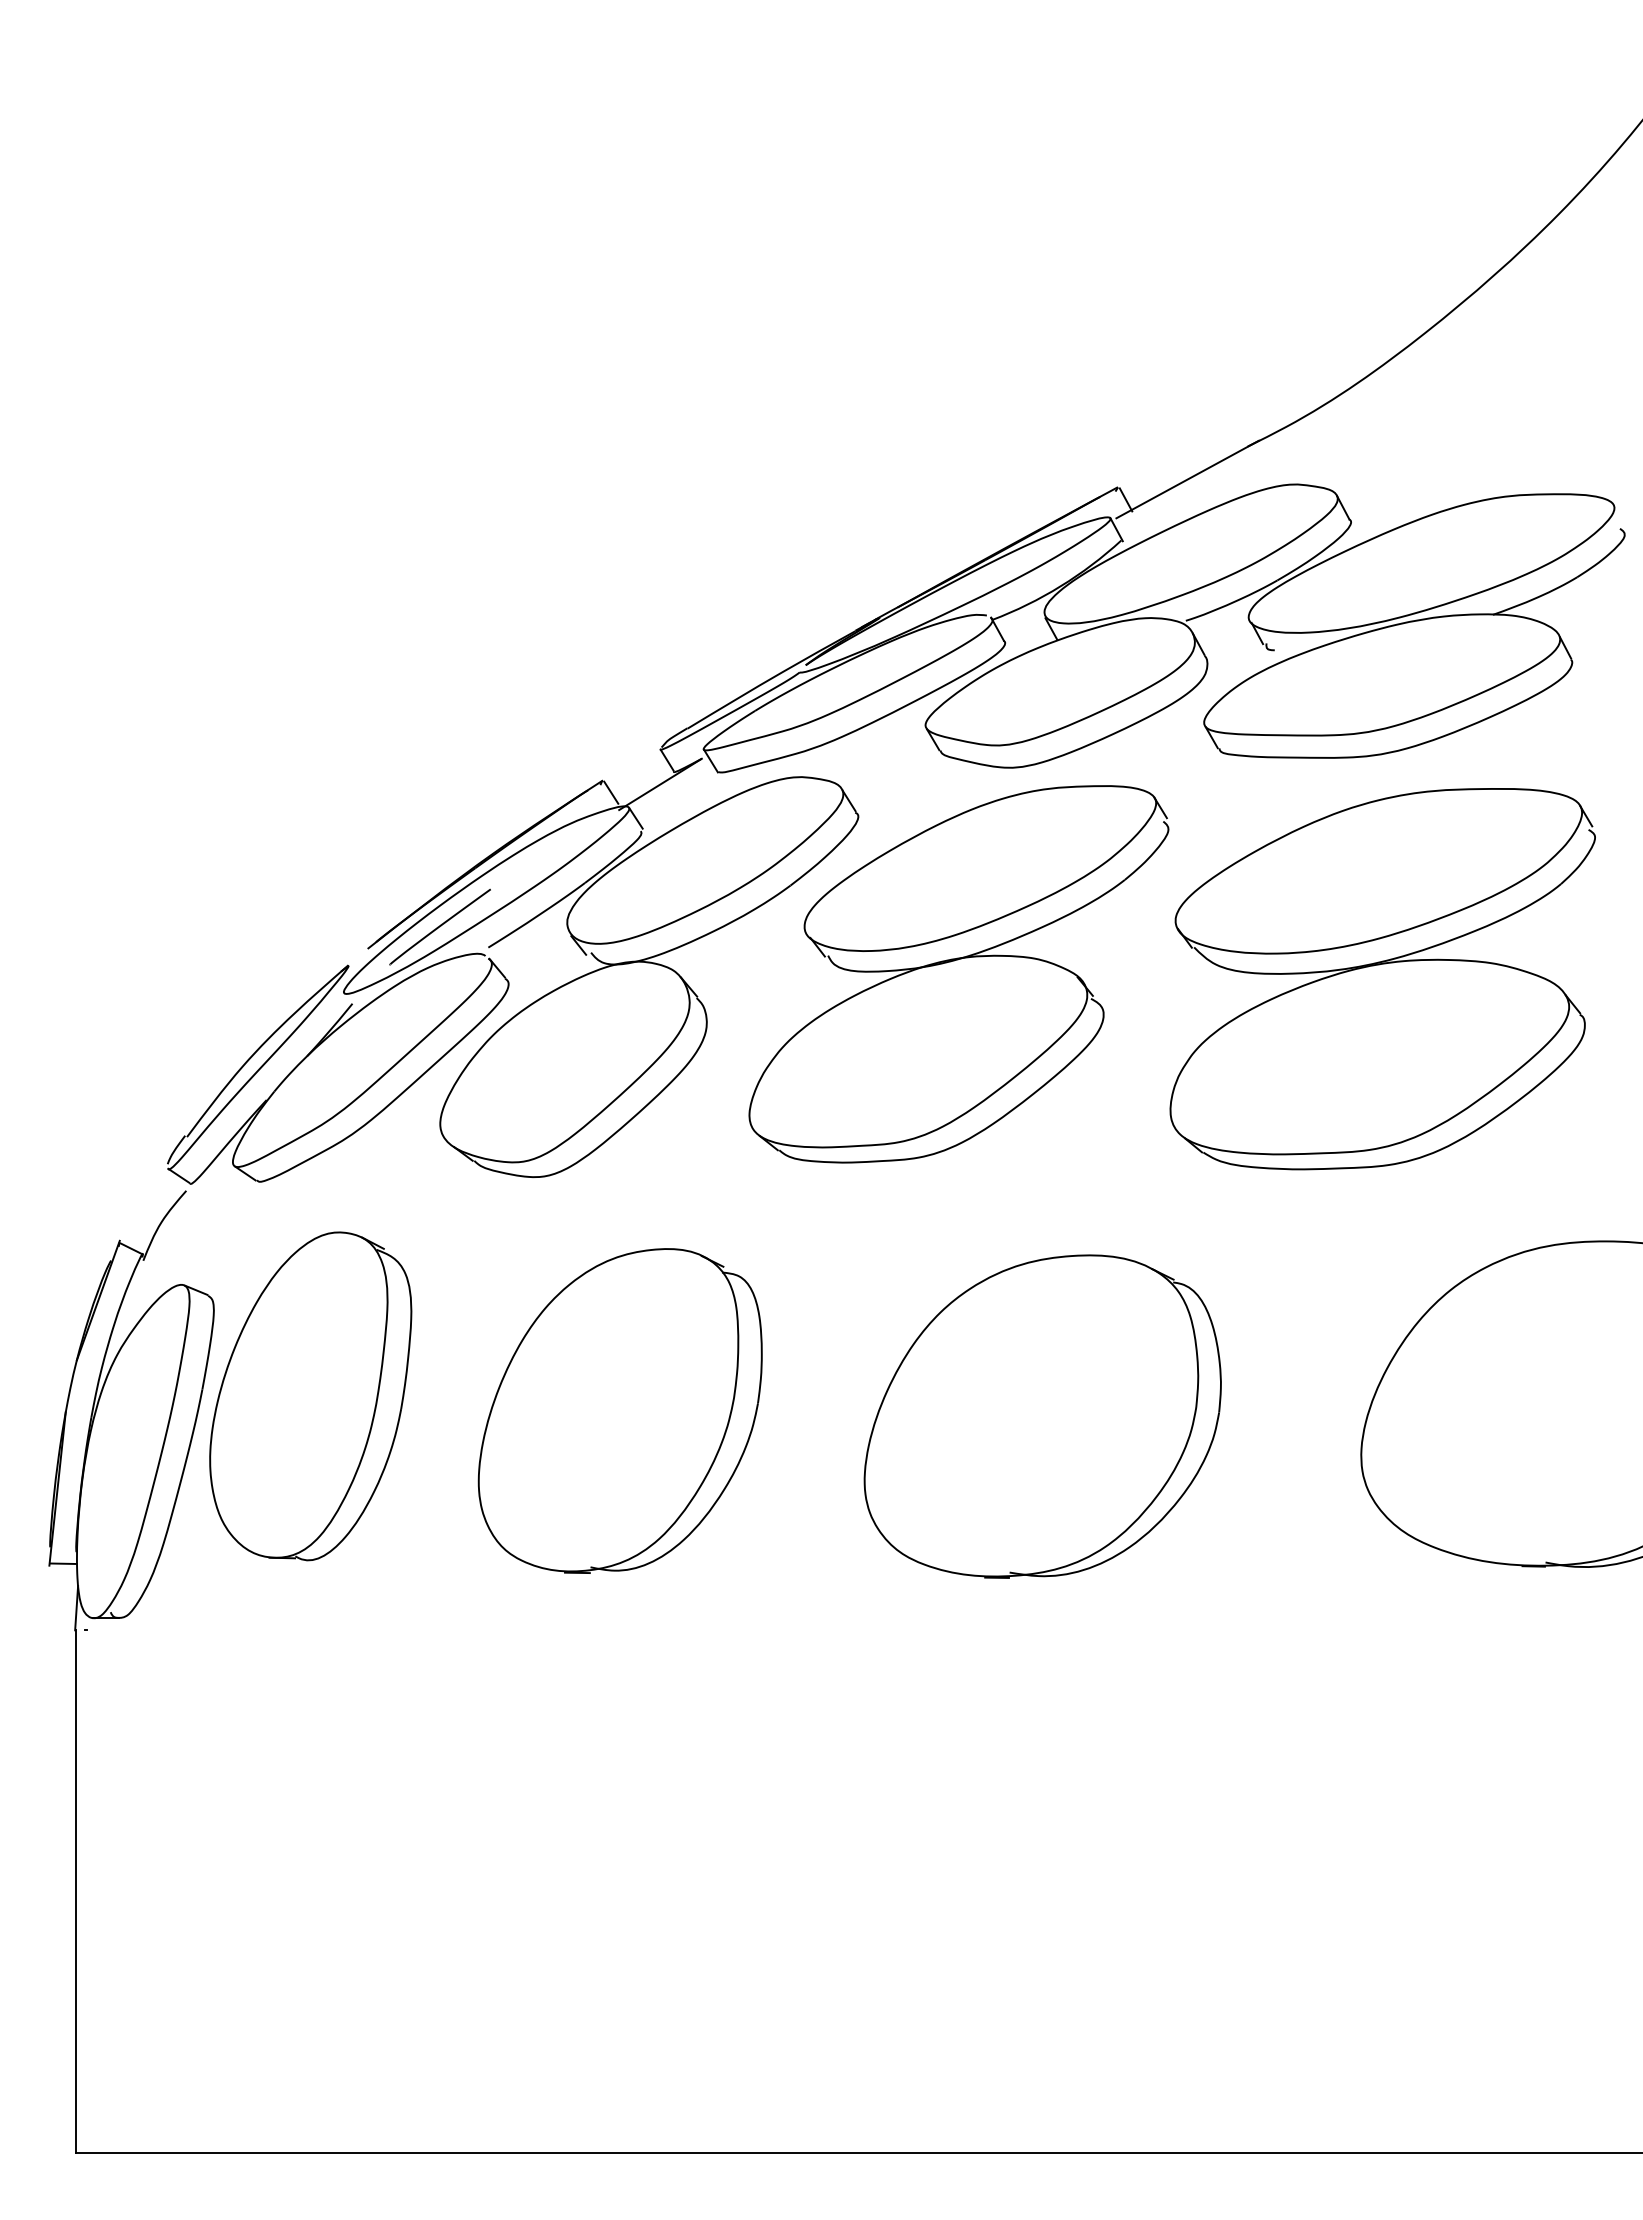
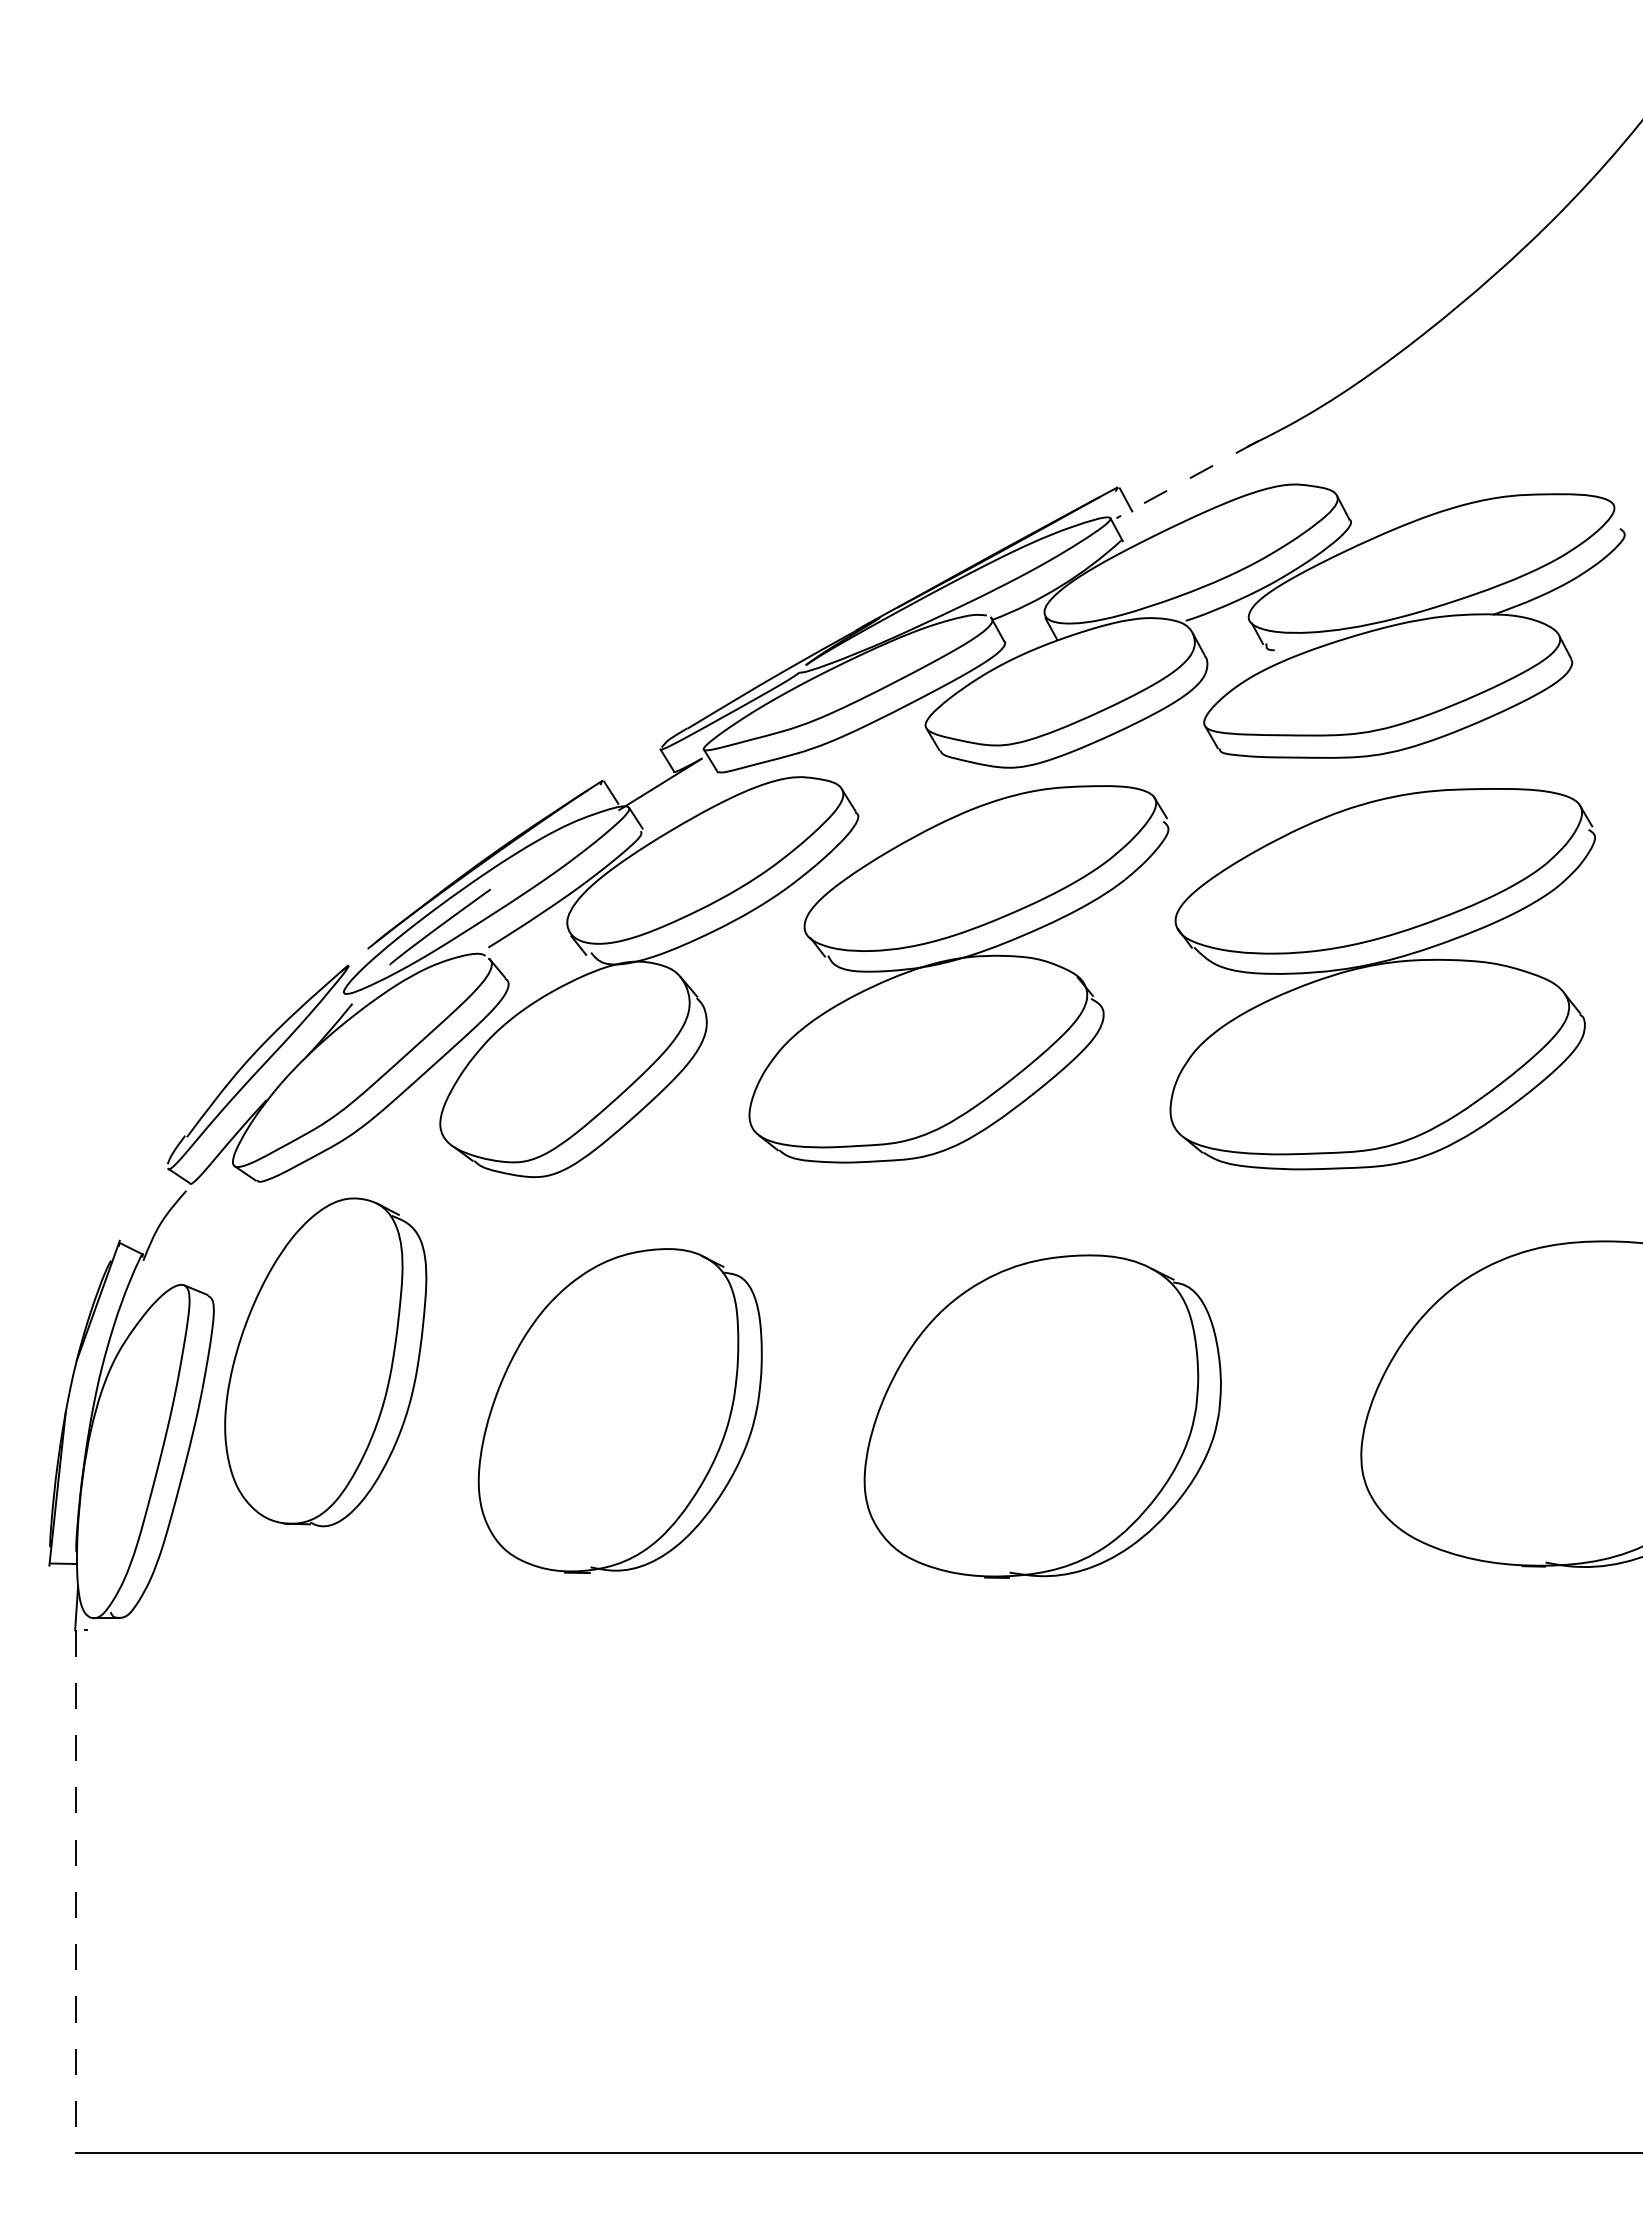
line: solid -> dashed (1187, 479)
part position: (310, 1396) -> (325, 1362) (325, 1362)
line: solid -> dashed (76, 1891)
